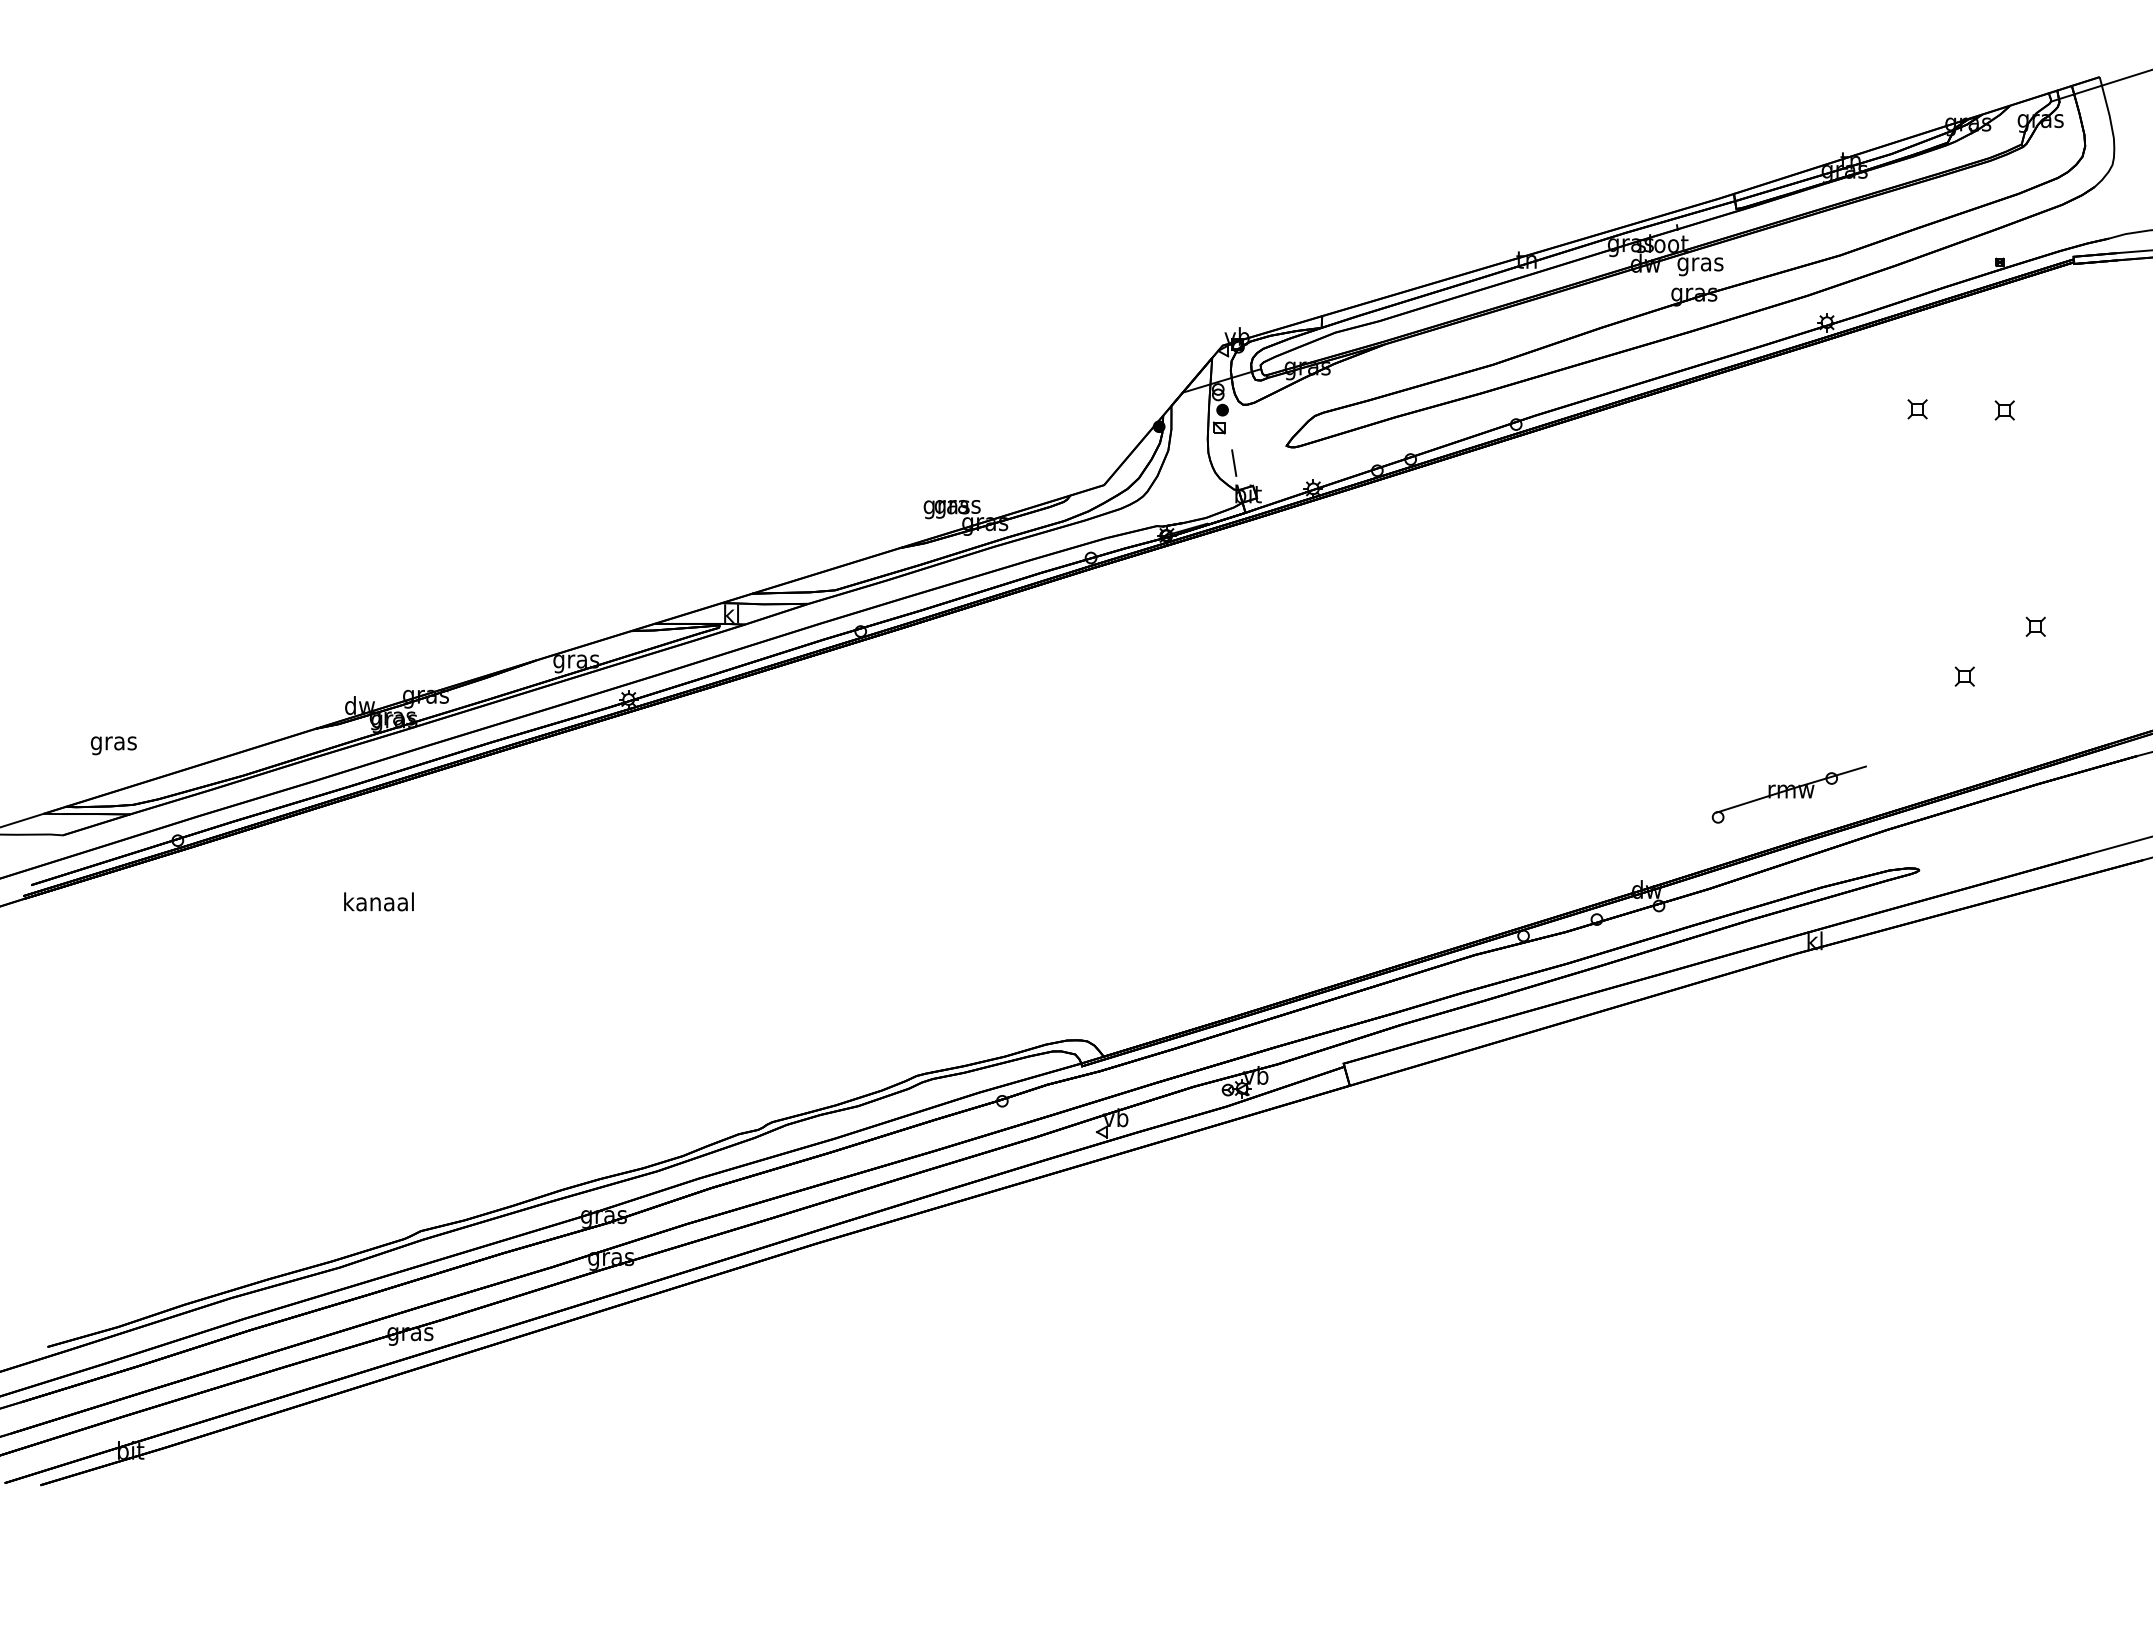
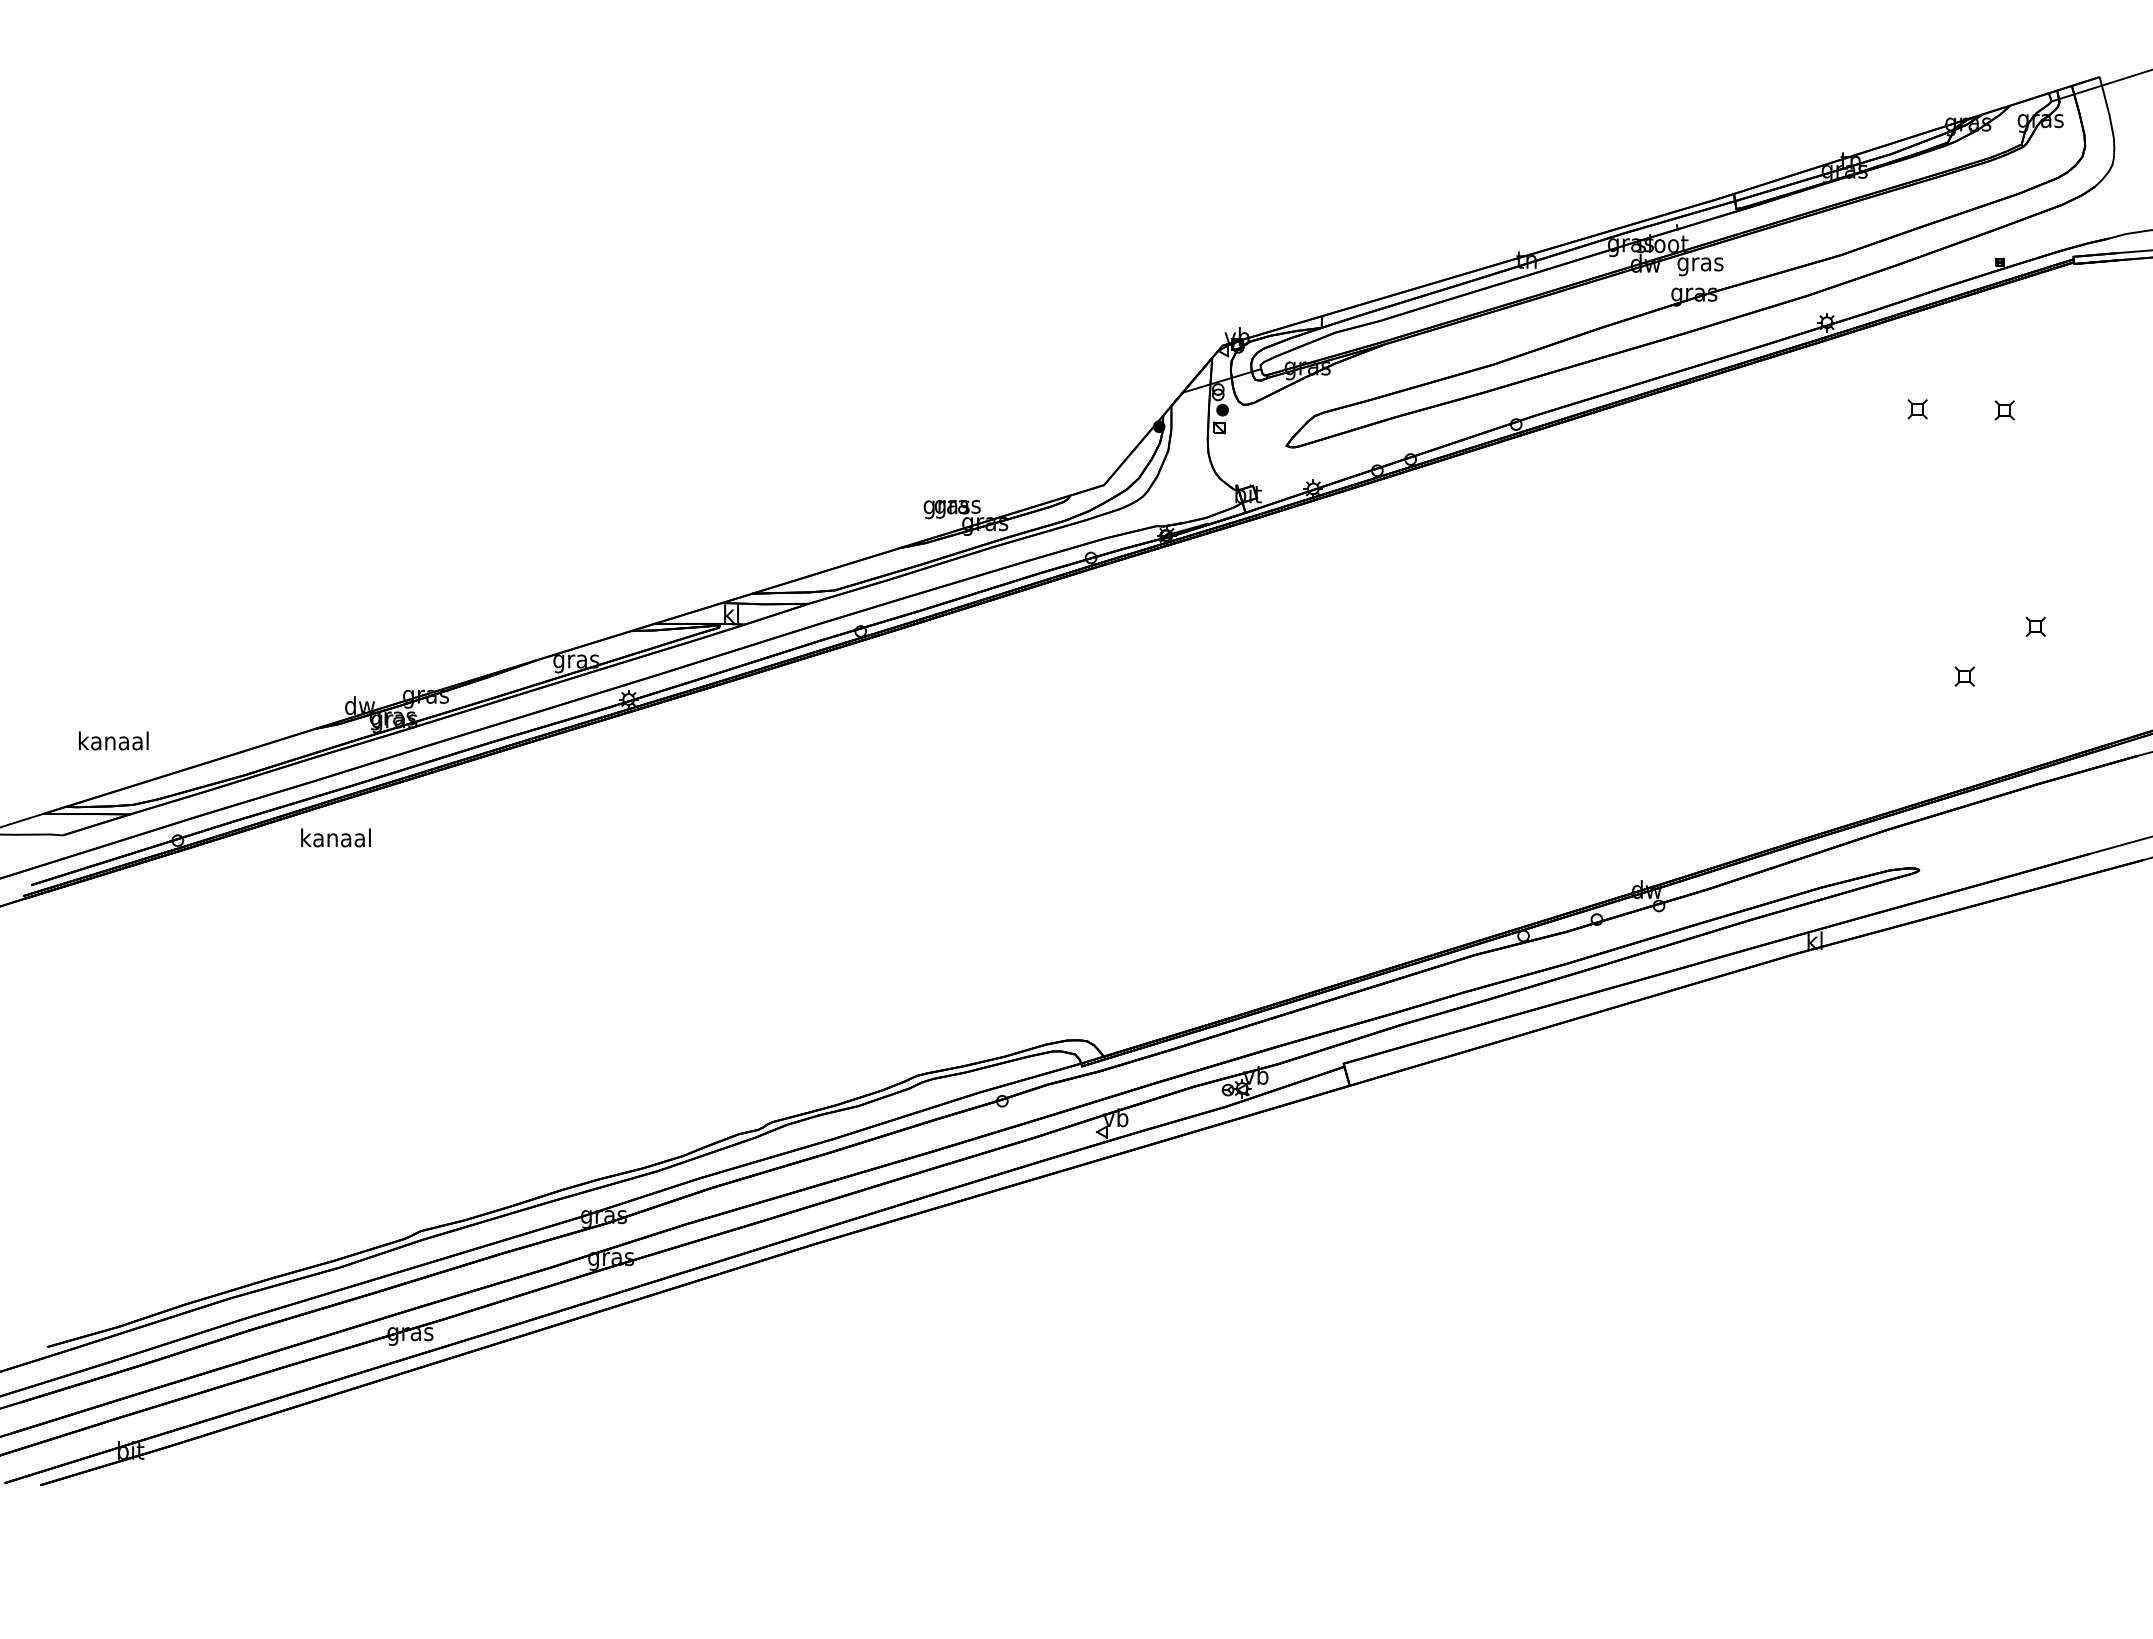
line: present -> none (1233, 462)
text: gras -> kanaal (113, 743)
part: present -> none (1788, 794)
text position: (378, 901) -> (335, 837) (335, 837)
